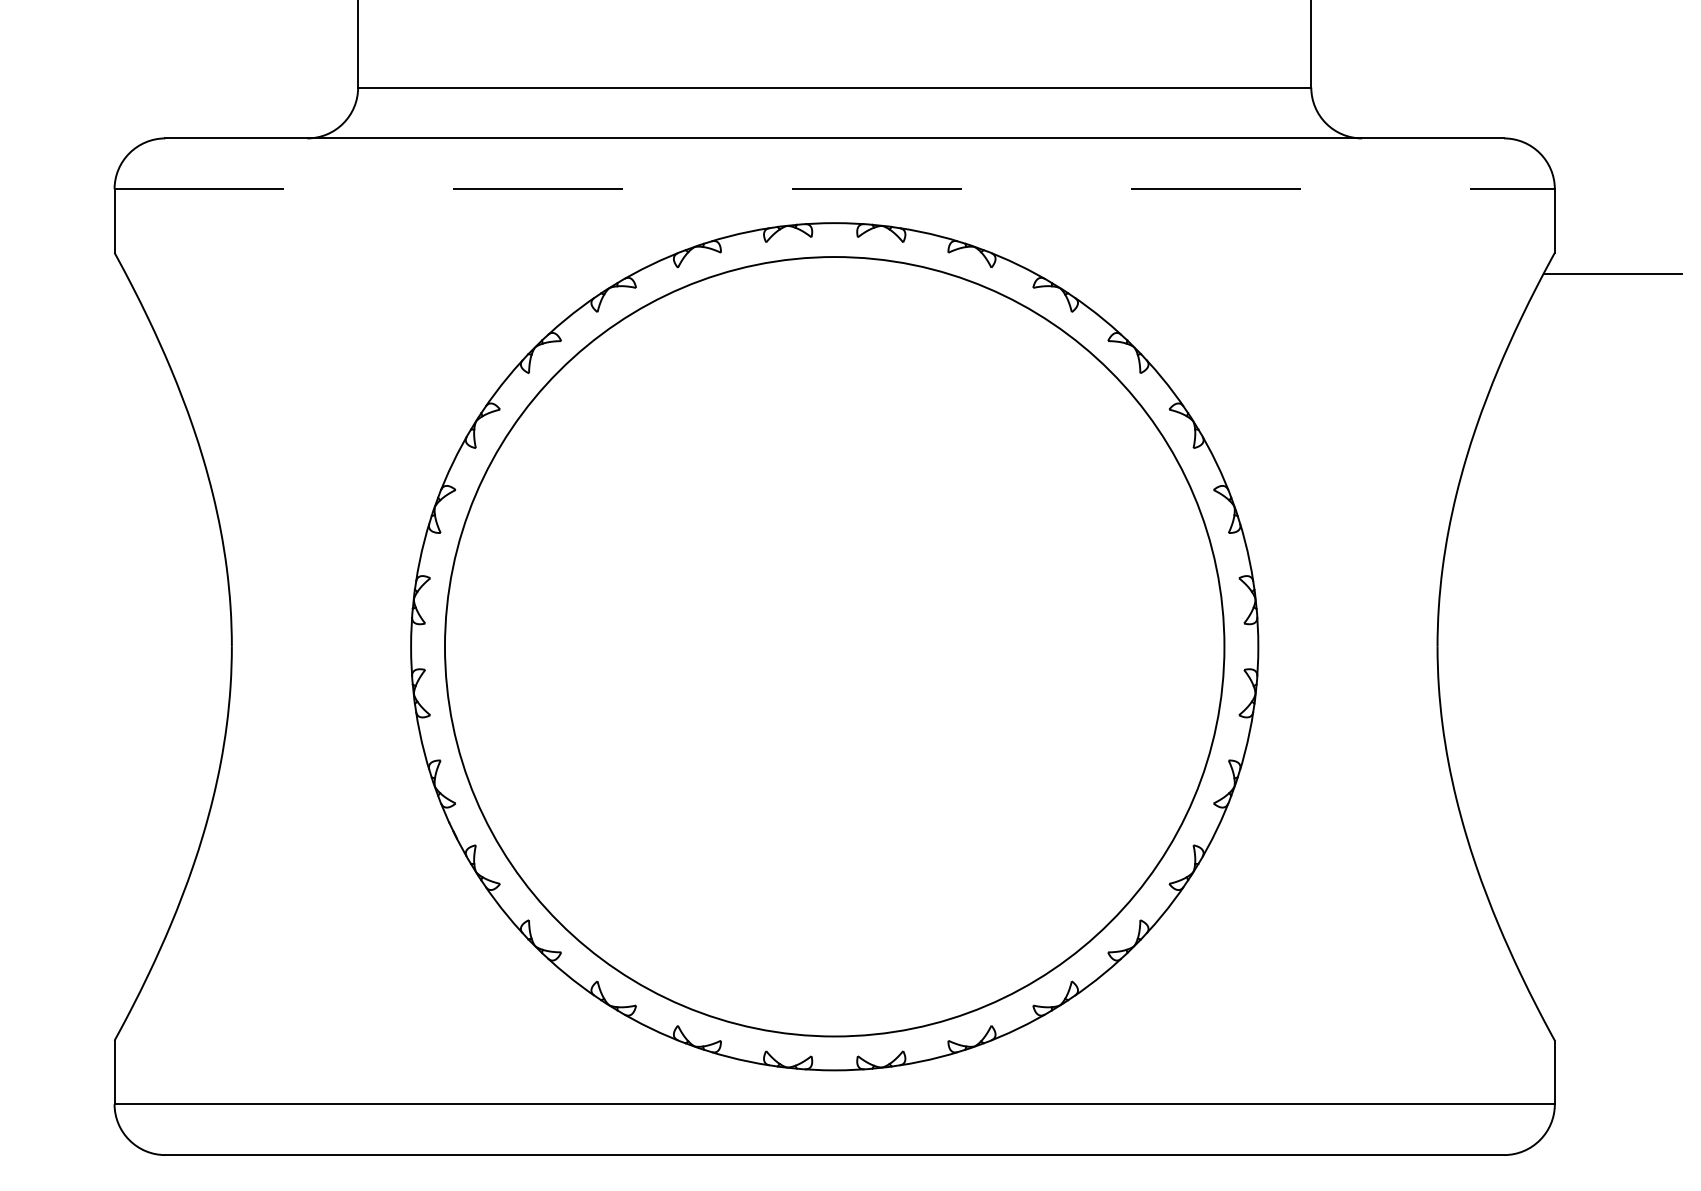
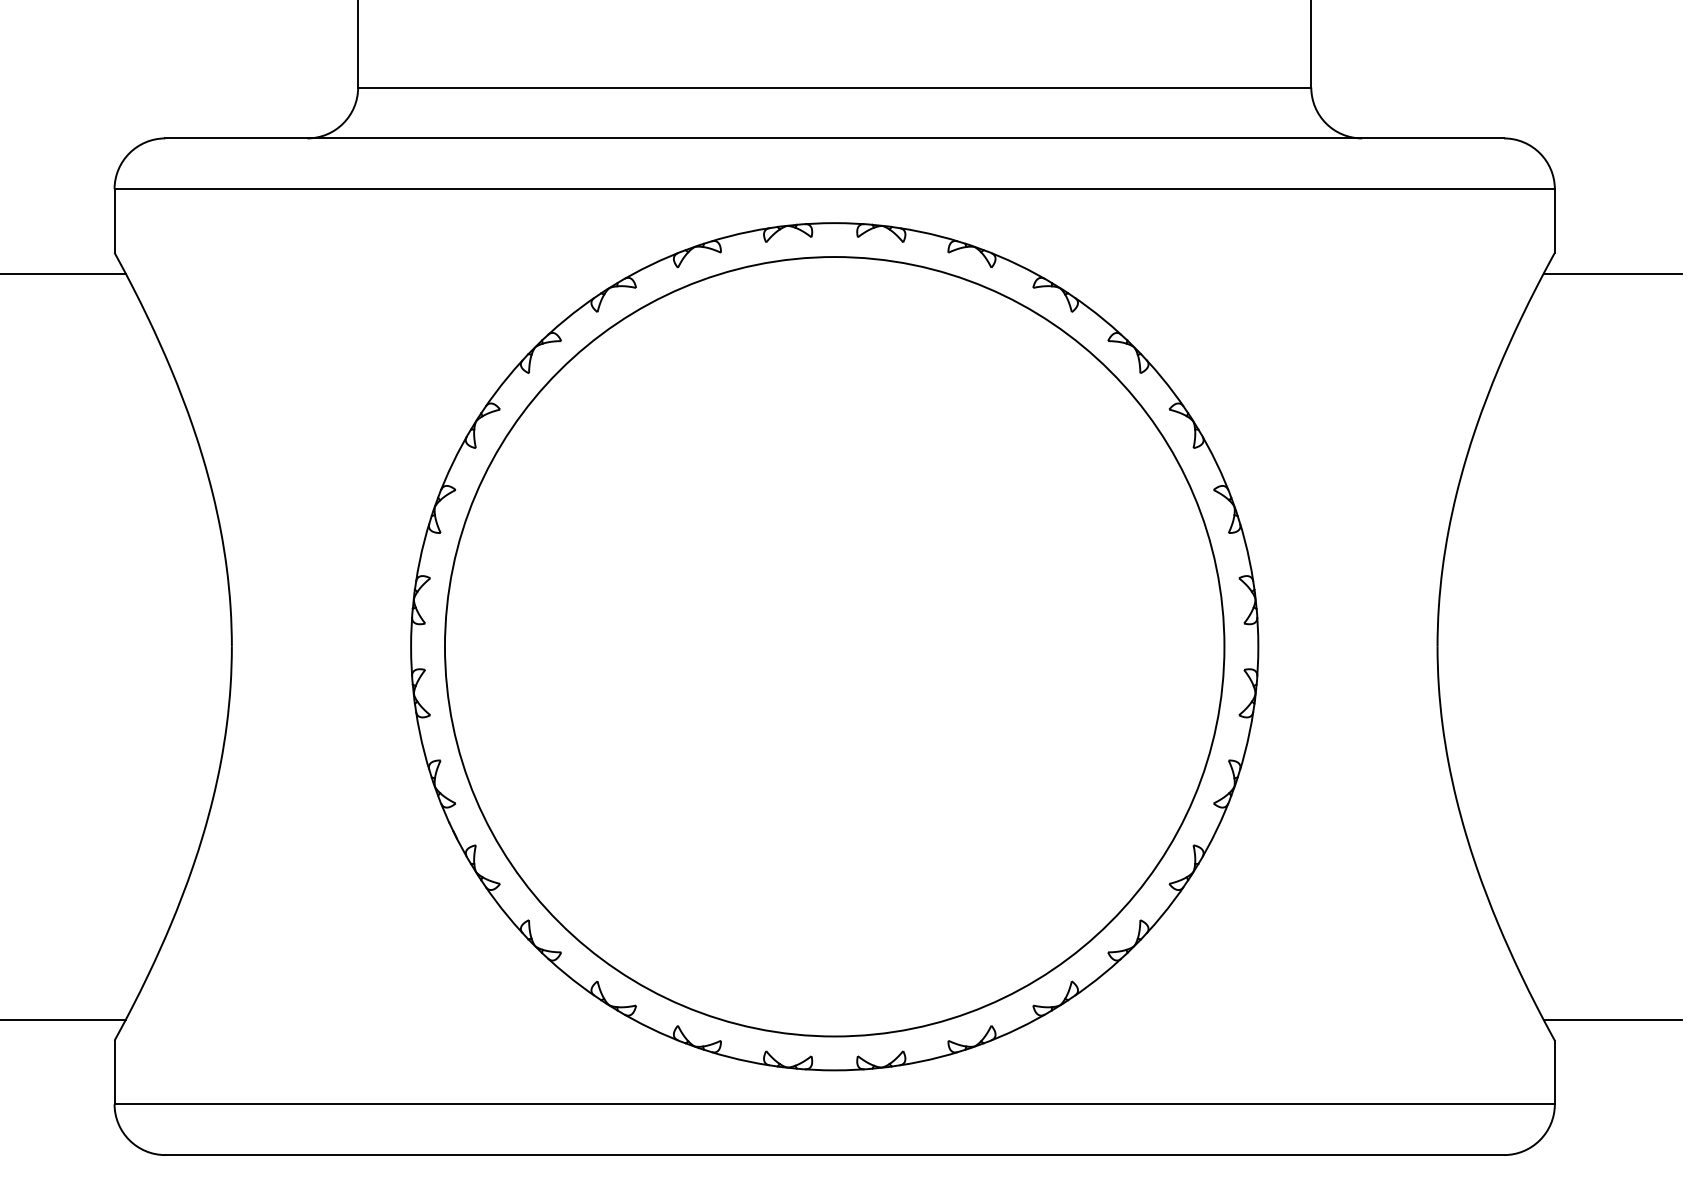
line: dashed -> solid (835, 189)
line: none -> present (63, 273)
line: none -> present (63, 1019)
line: none -> present (1612, 1019)
